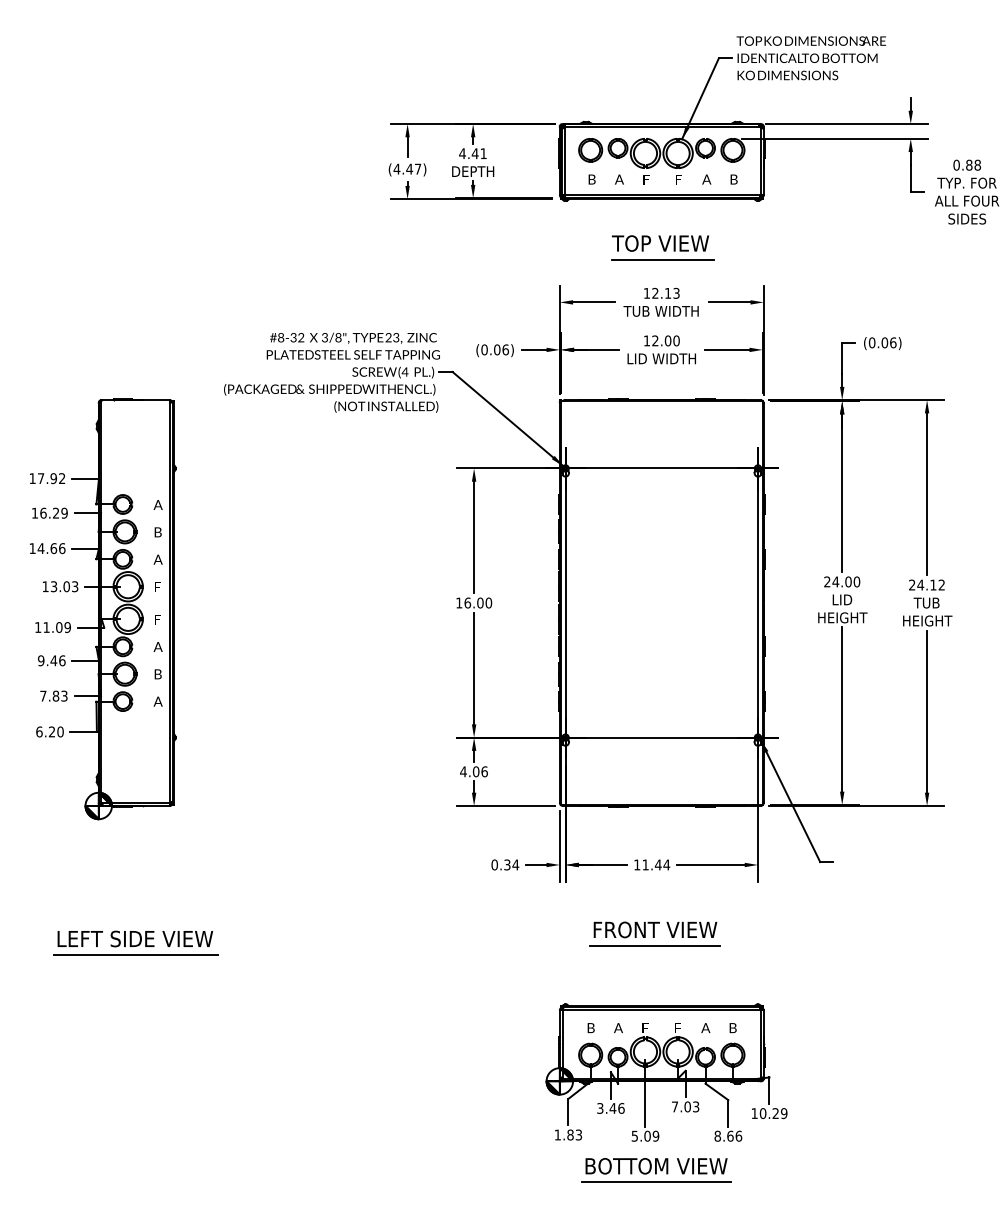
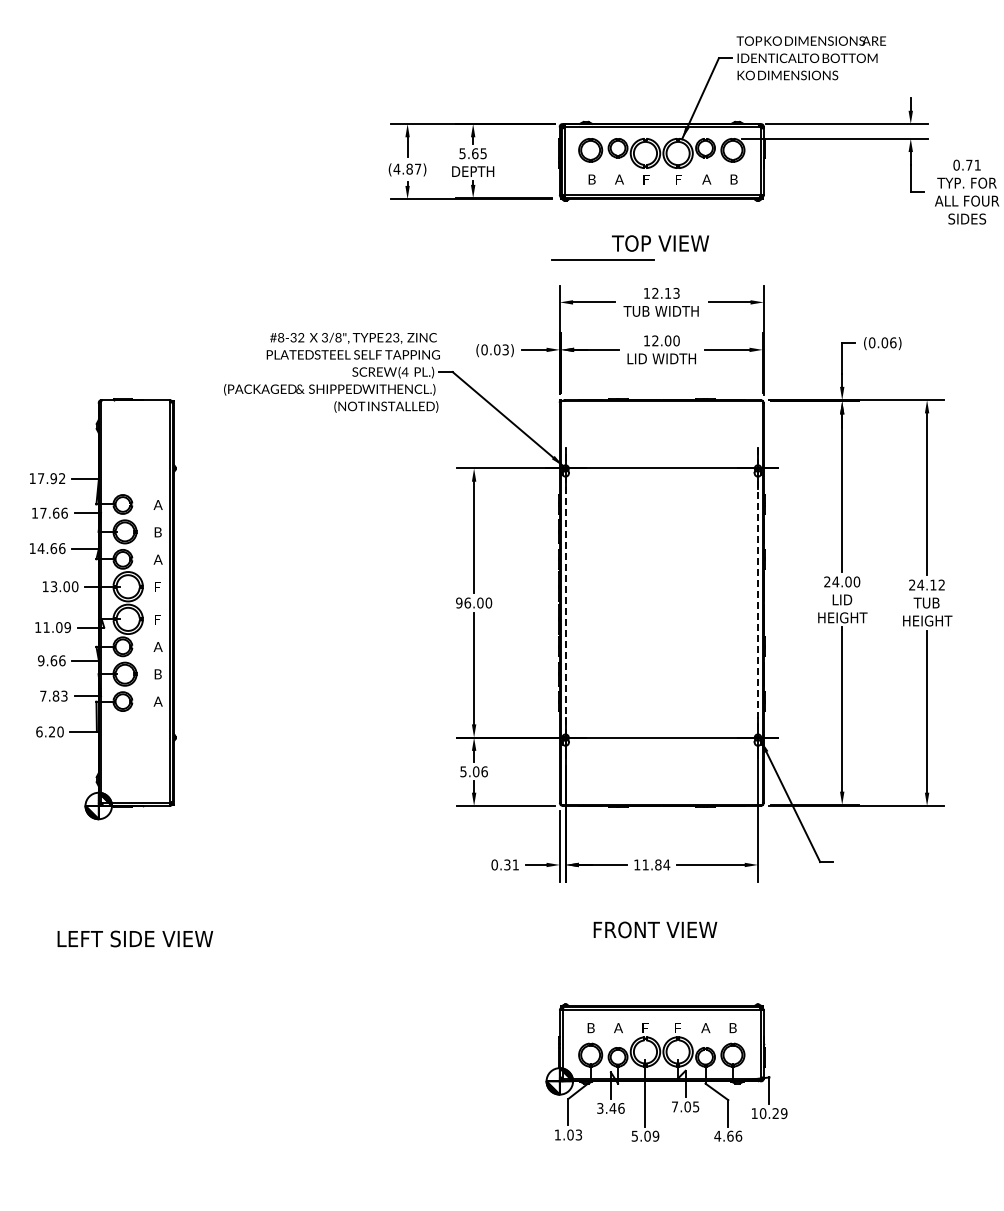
text: 4.41 -> 5.65 (472, 153)
text: 0.88 -> 0.71 (973, 164)
text: (4.47) -> (4.87) (409, 168)
line position: (662, 259) -> (602, 259) (602, 259)
text: (0.06) -> (0.03) (505, 349)
text: 16.29 -> 17.66 (53, 512)
text: 13.03 -> 13.00 (74, 586)
text: 16.00 -> 96.00 (459, 602)
line: solid -> dashed (565, 603)
line: solid -> dashed (758, 603)
text: 9.46 -> 9.66 (53, 660)
text: 4.06 -> 5.06 (463, 771)
text: 0.34 -> 0.31 (515, 864)
text: 11.44 -> 11.84 (657, 864)
line: present -> none (655, 945)
line: present -> none (136, 955)
text: 7.03 -> 7.05 (696, 1106)
text: 1.83 -> 1.03 (570, 1135)
text: 8.66 -> 4.66 (717, 1135)
part: present -> none (656, 1170)
